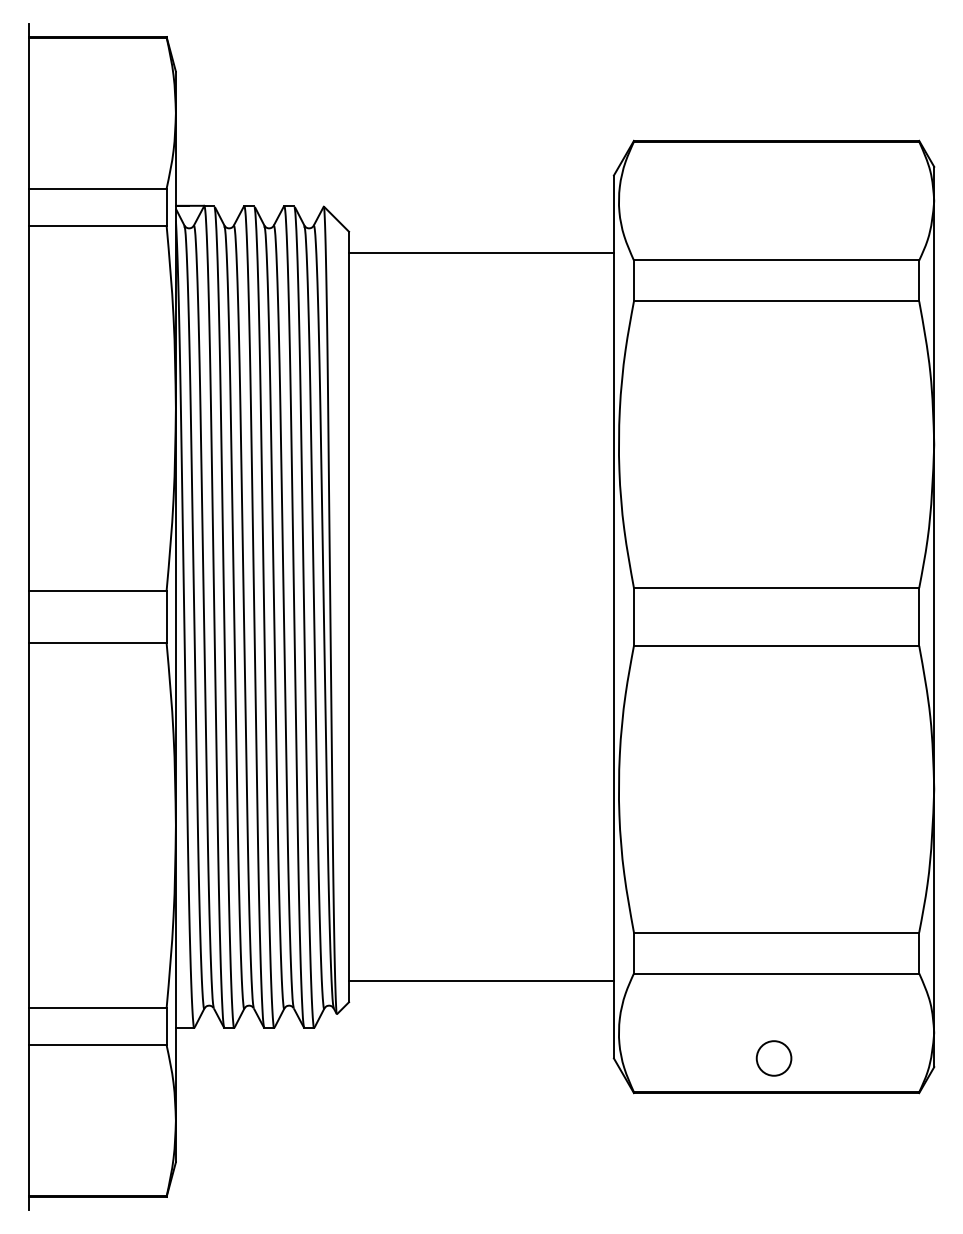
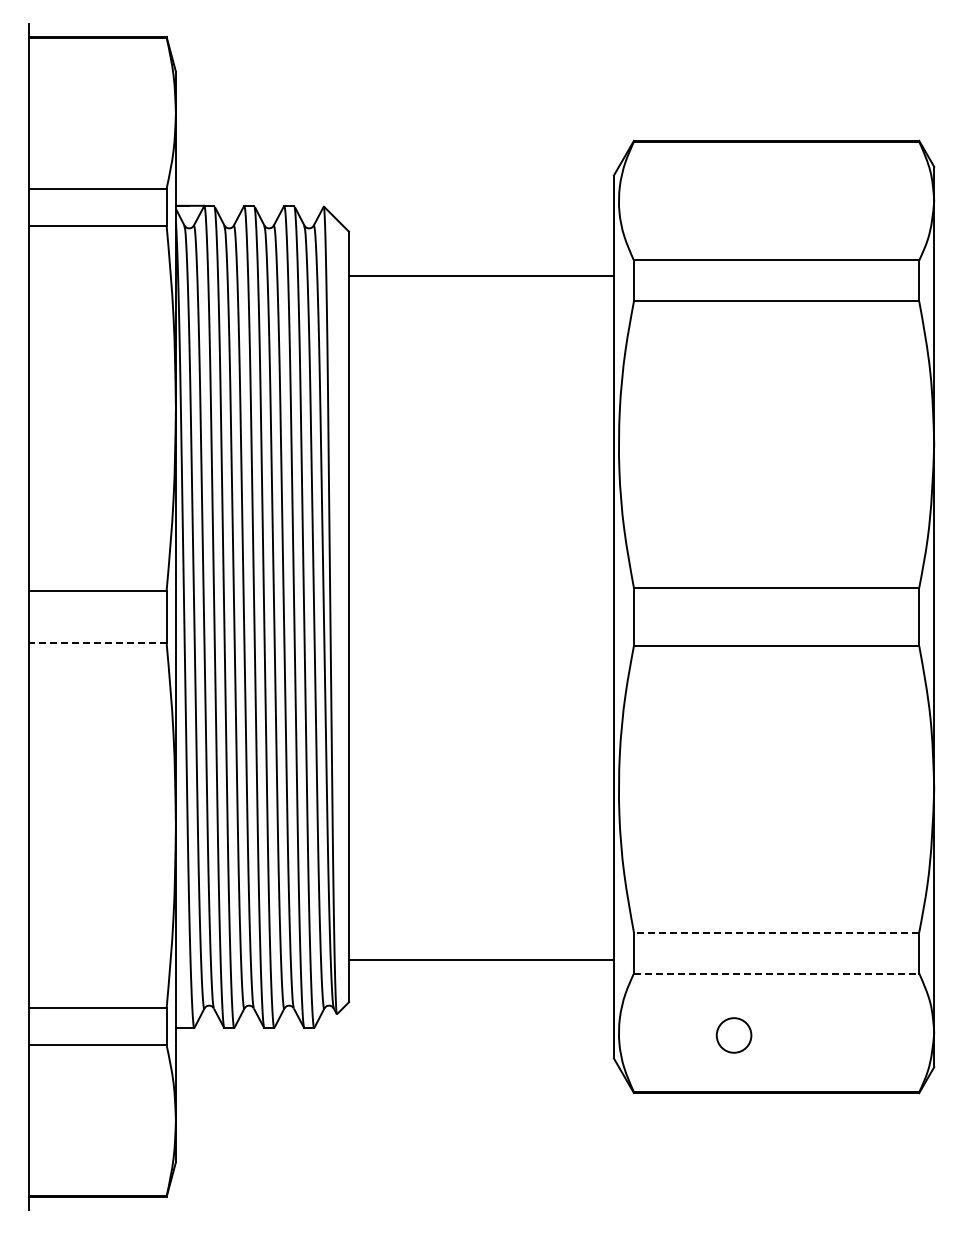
line position: (481, 253) -> (481, 276) (481, 276)
line: solid -> dashed (97, 643)
line: solid -> dashed (776, 932)
line: solid -> dashed (776, 973)
line position: (481, 980) -> (481, 959) (481, 959)
circle position: (773, 1058) -> (733, 1035) (733, 1035)
